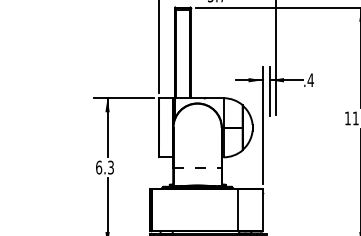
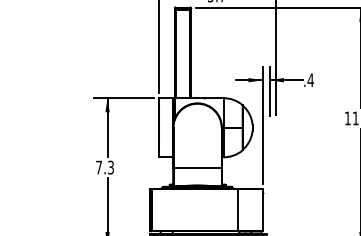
text: 6.3 -> 7.3 (99, 167)
line: dashed -> solid (198, 168)
